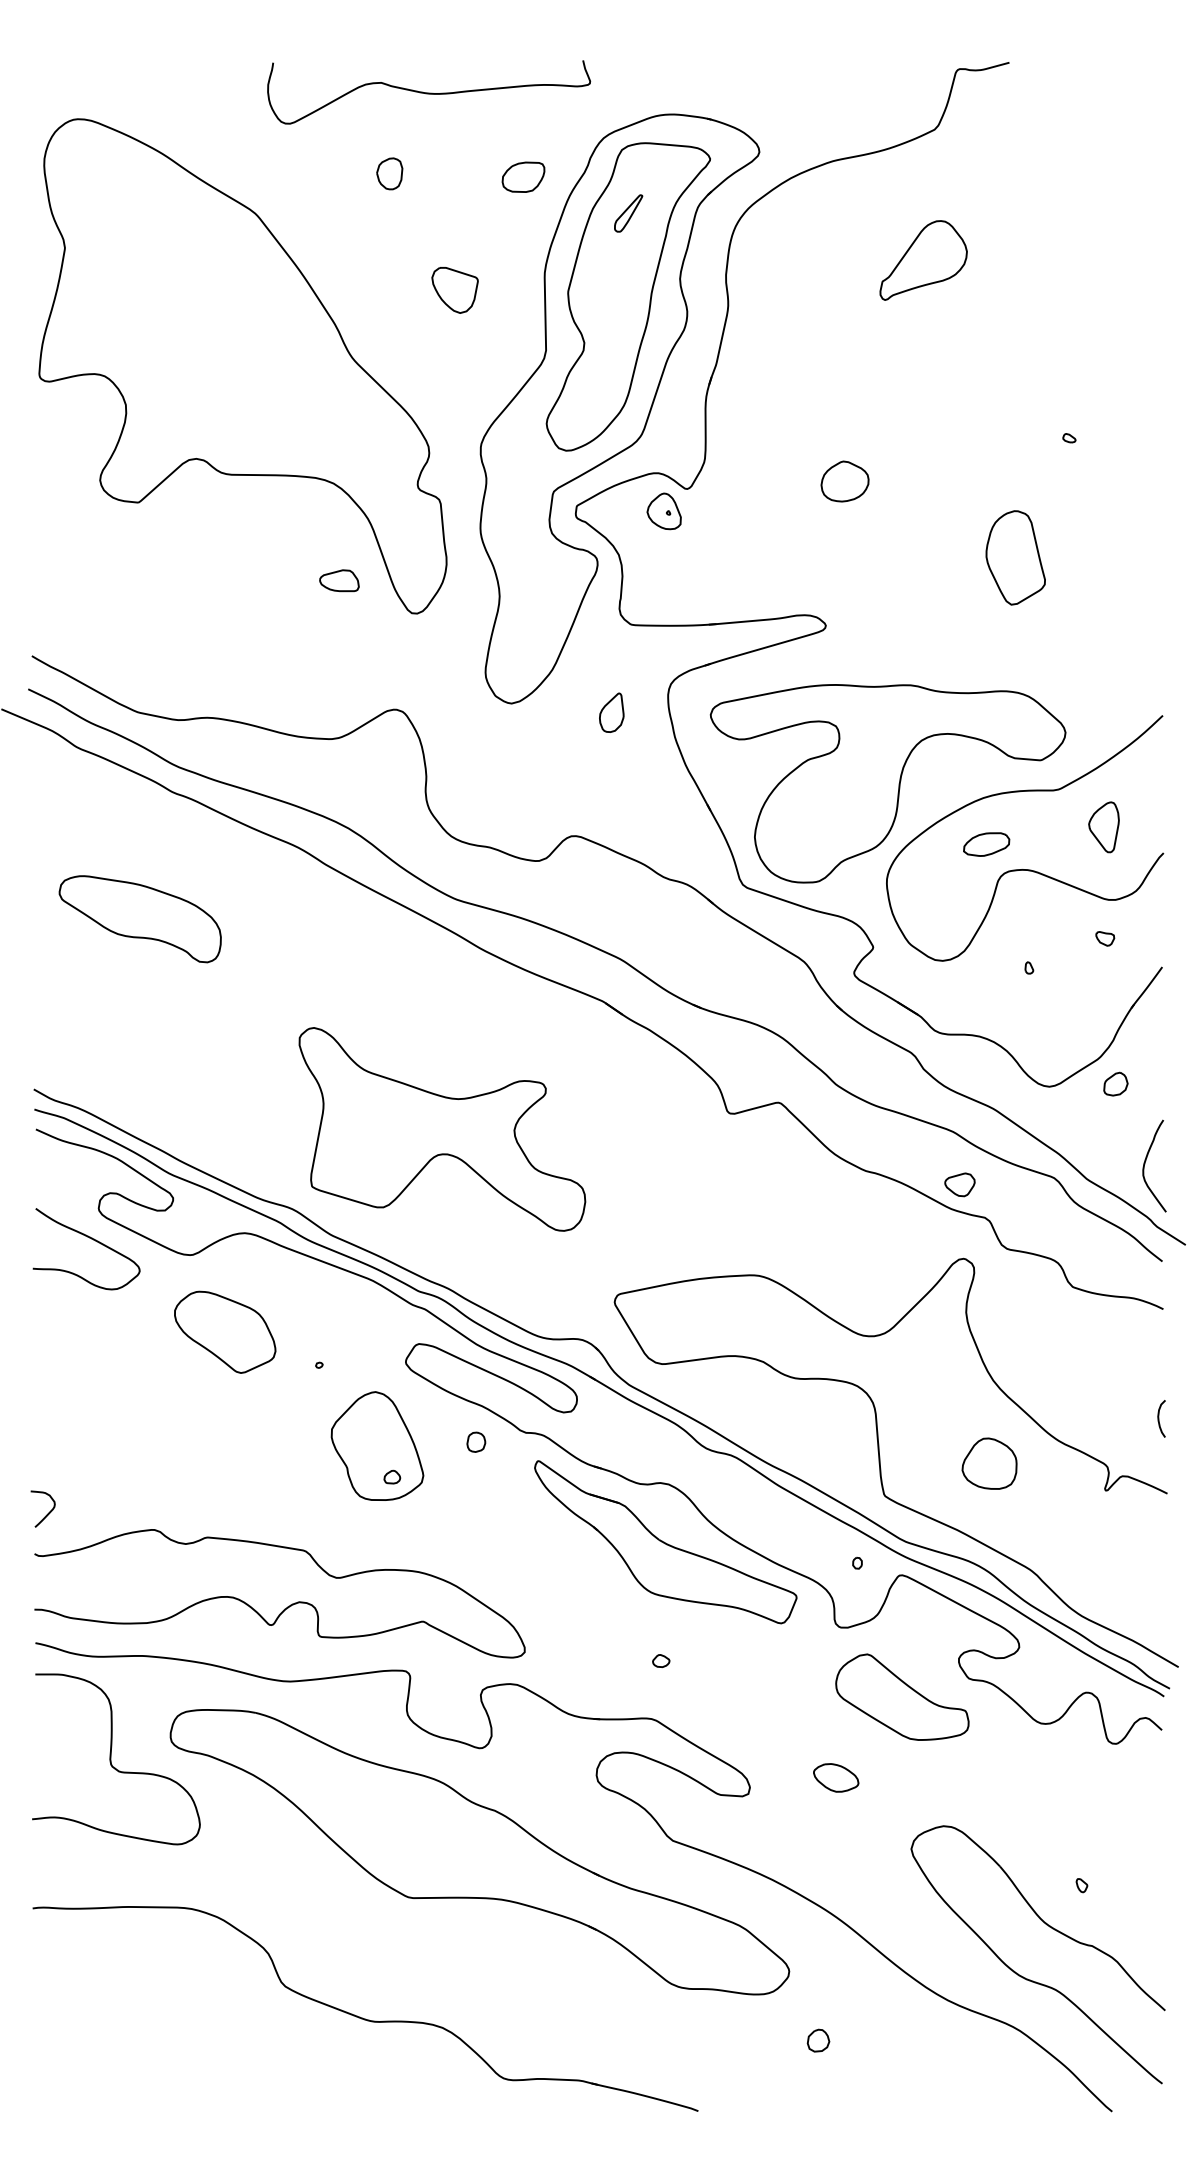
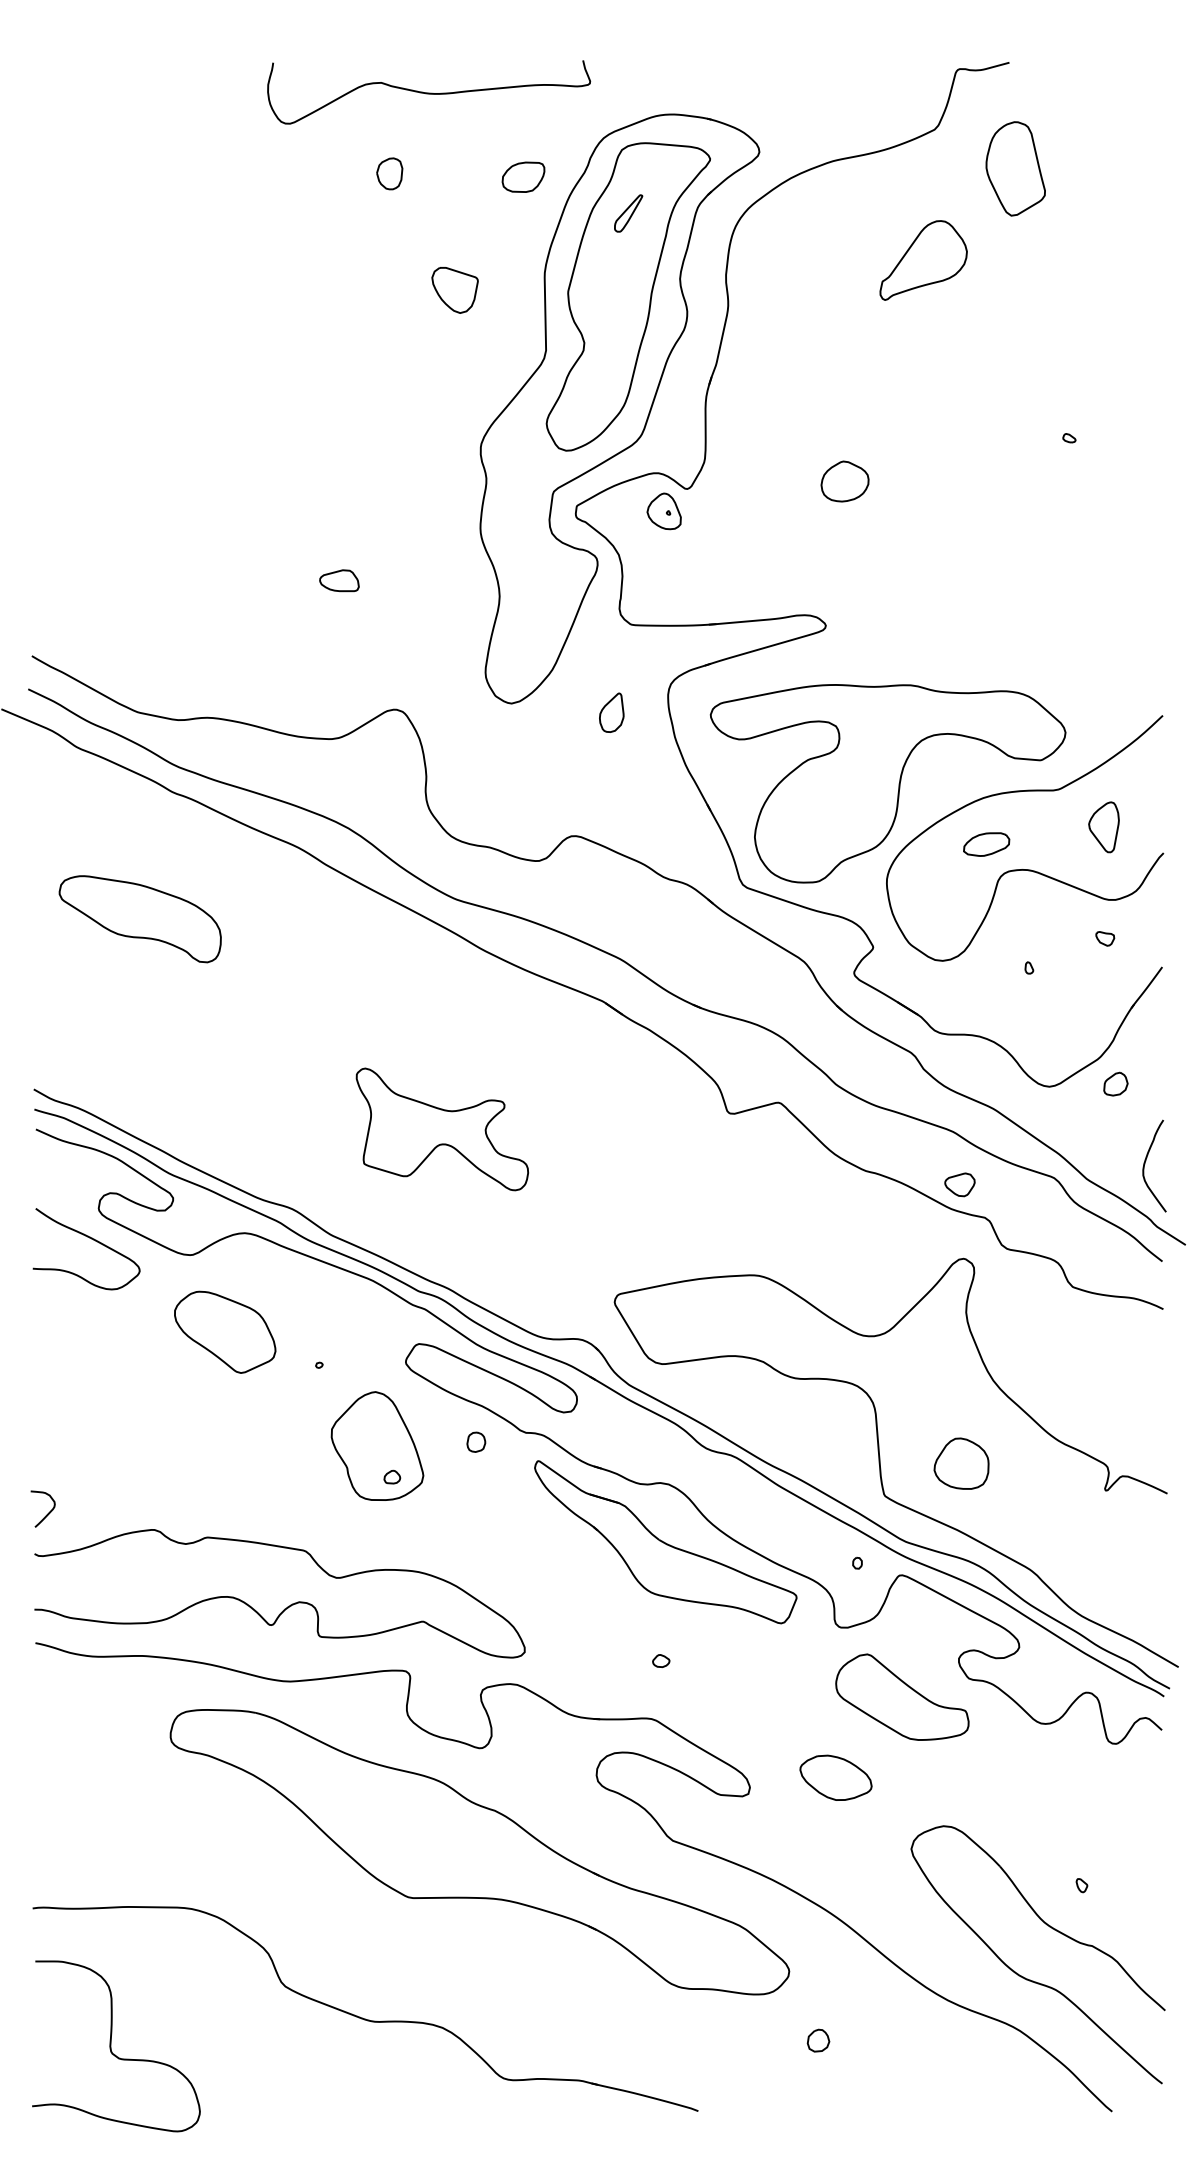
part: present -> none (242, 366)
part position: (1015, 557) -> (1015, 168) (1015, 168)
part size: 289x205 px -> 174x125 px (441, 1129)
curve: present -> none (1159, 1418)
part position: (989, 1463) -> (961, 1463) (961, 1463)
curve position: (111, 1759) -> (111, 2046) (111, 2046)
part size: 47x30 px -> 74x47 px (835, 1777)
